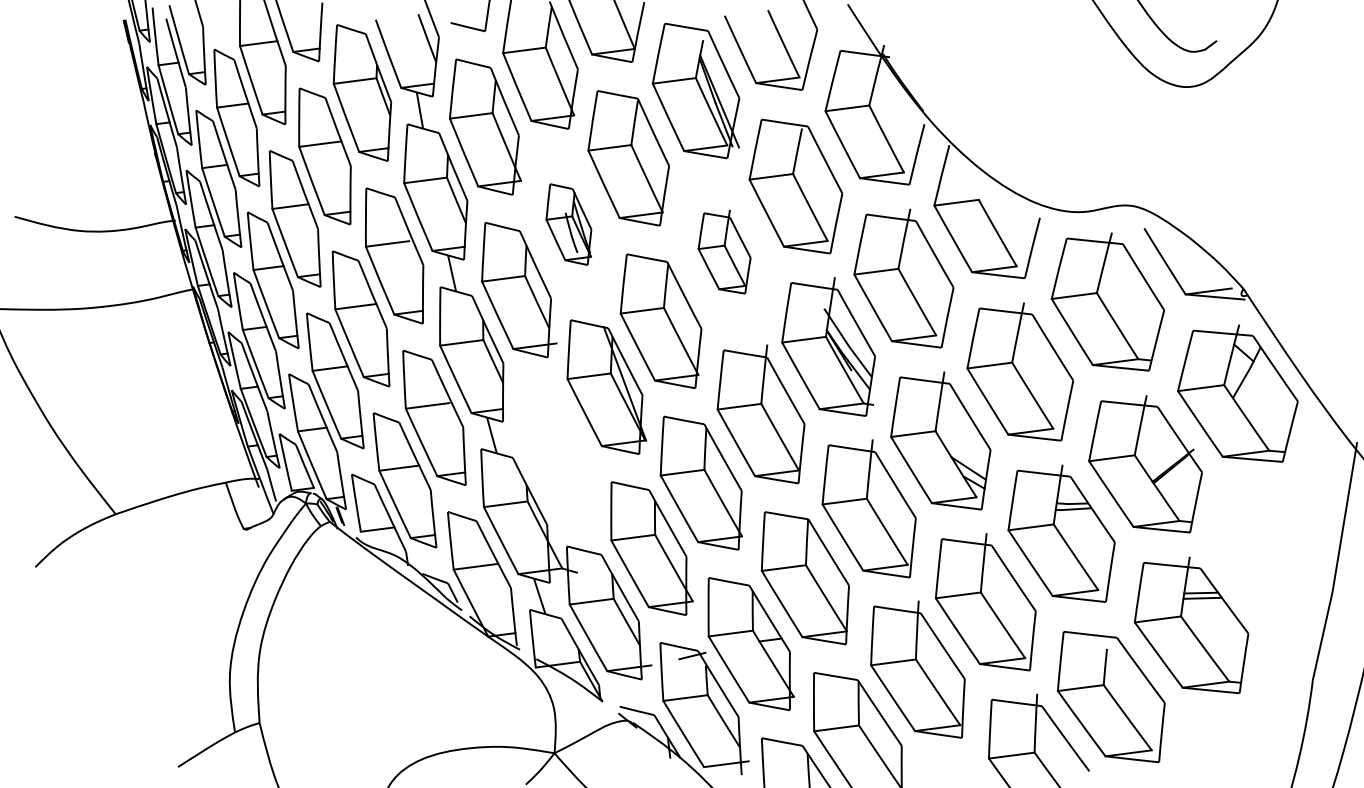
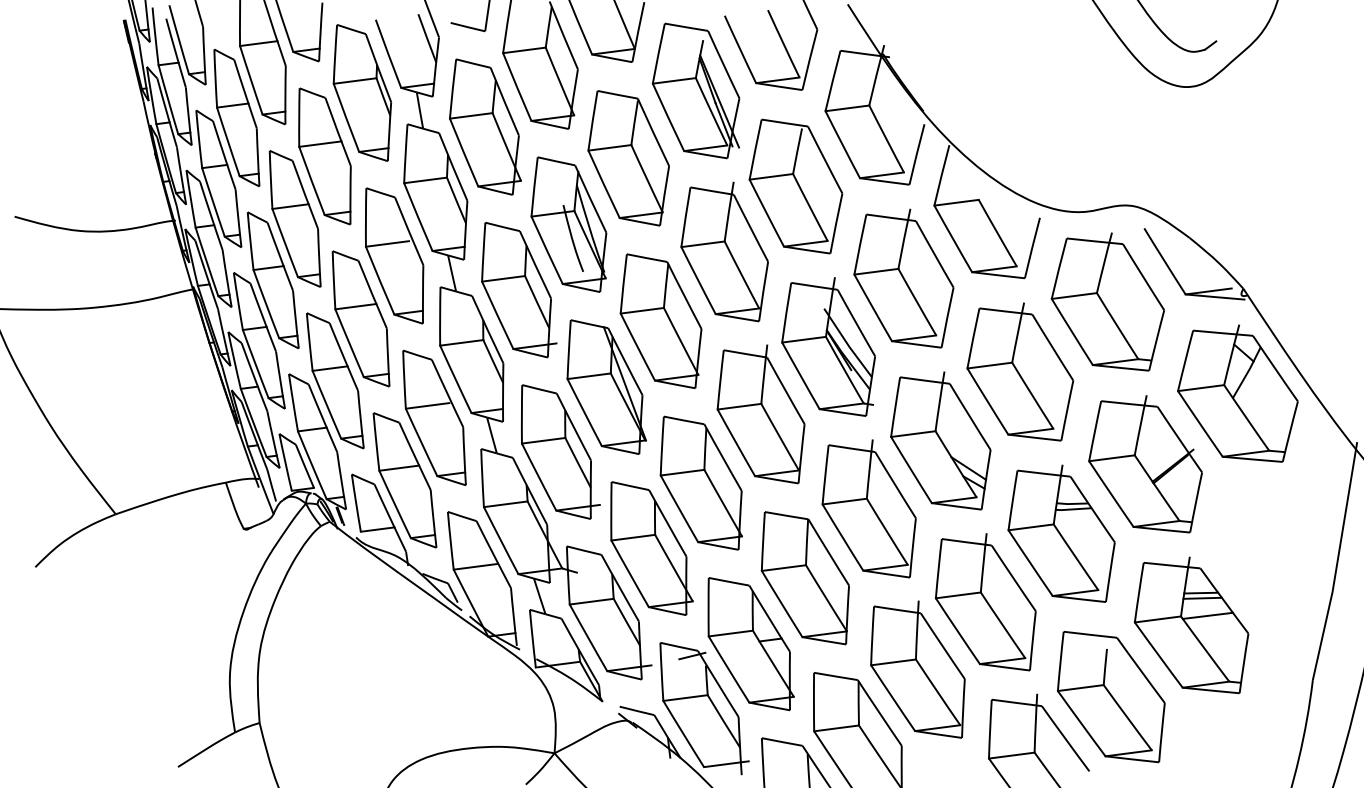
part size: 48x83 px -> 78x137 px (568, 224)
part size: 55x86 px -> 89x142 px (724, 251)
part: none -> present (560, 451)
line: none -> present (1207, 615)
